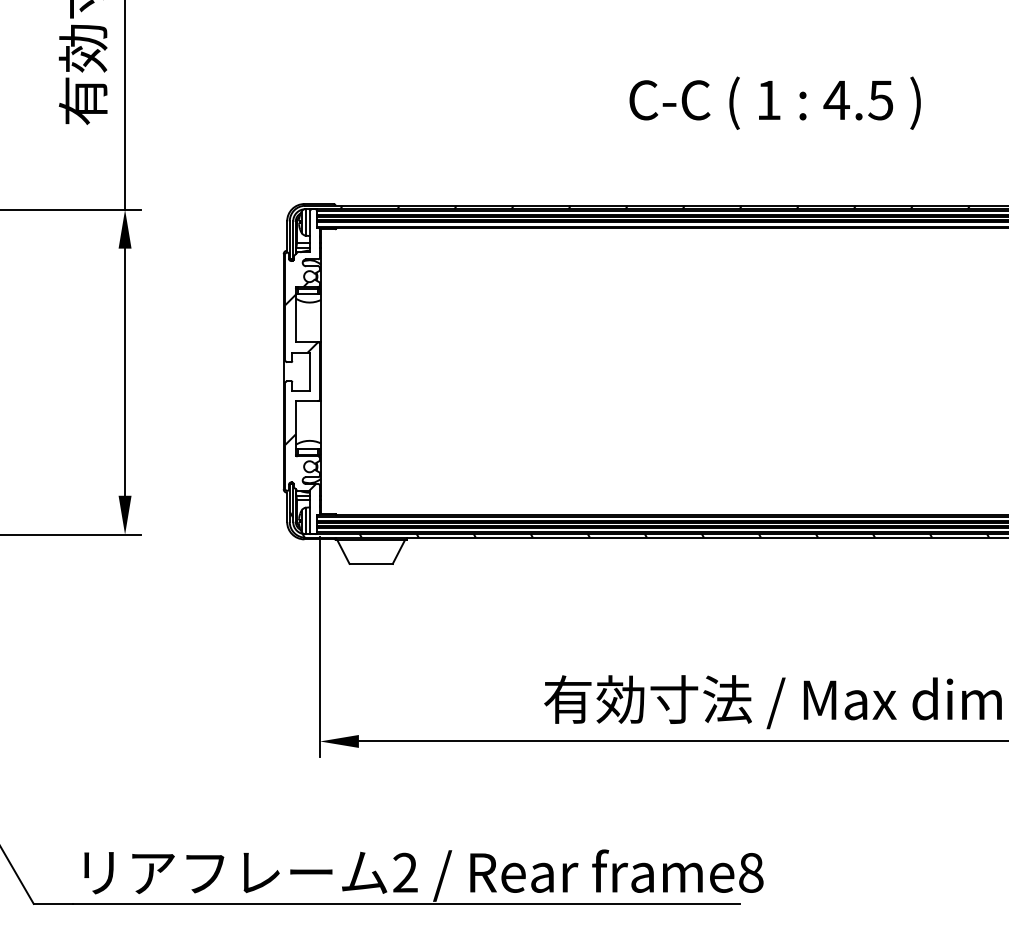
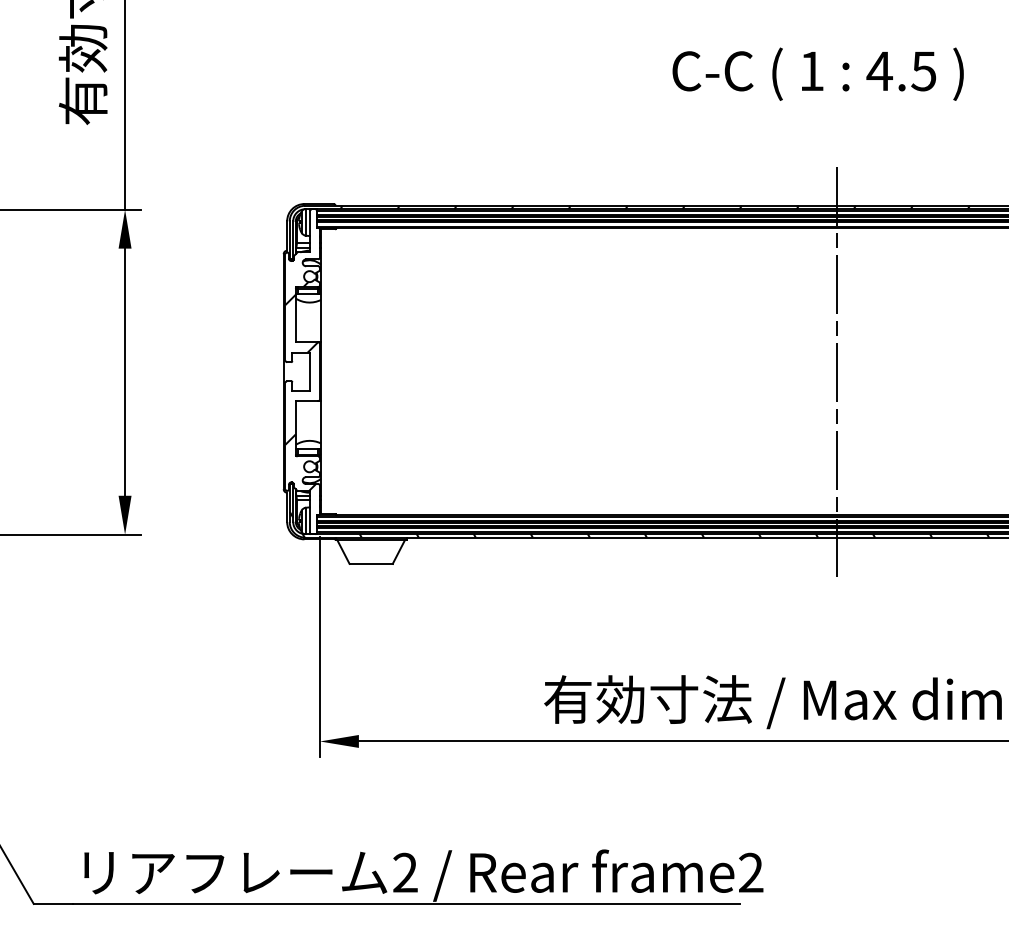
text position: (774, 102) -> (817, 73) (817, 73)
line: none -> present (836, 371)
text: frame8 -> frame2 (751, 872)
